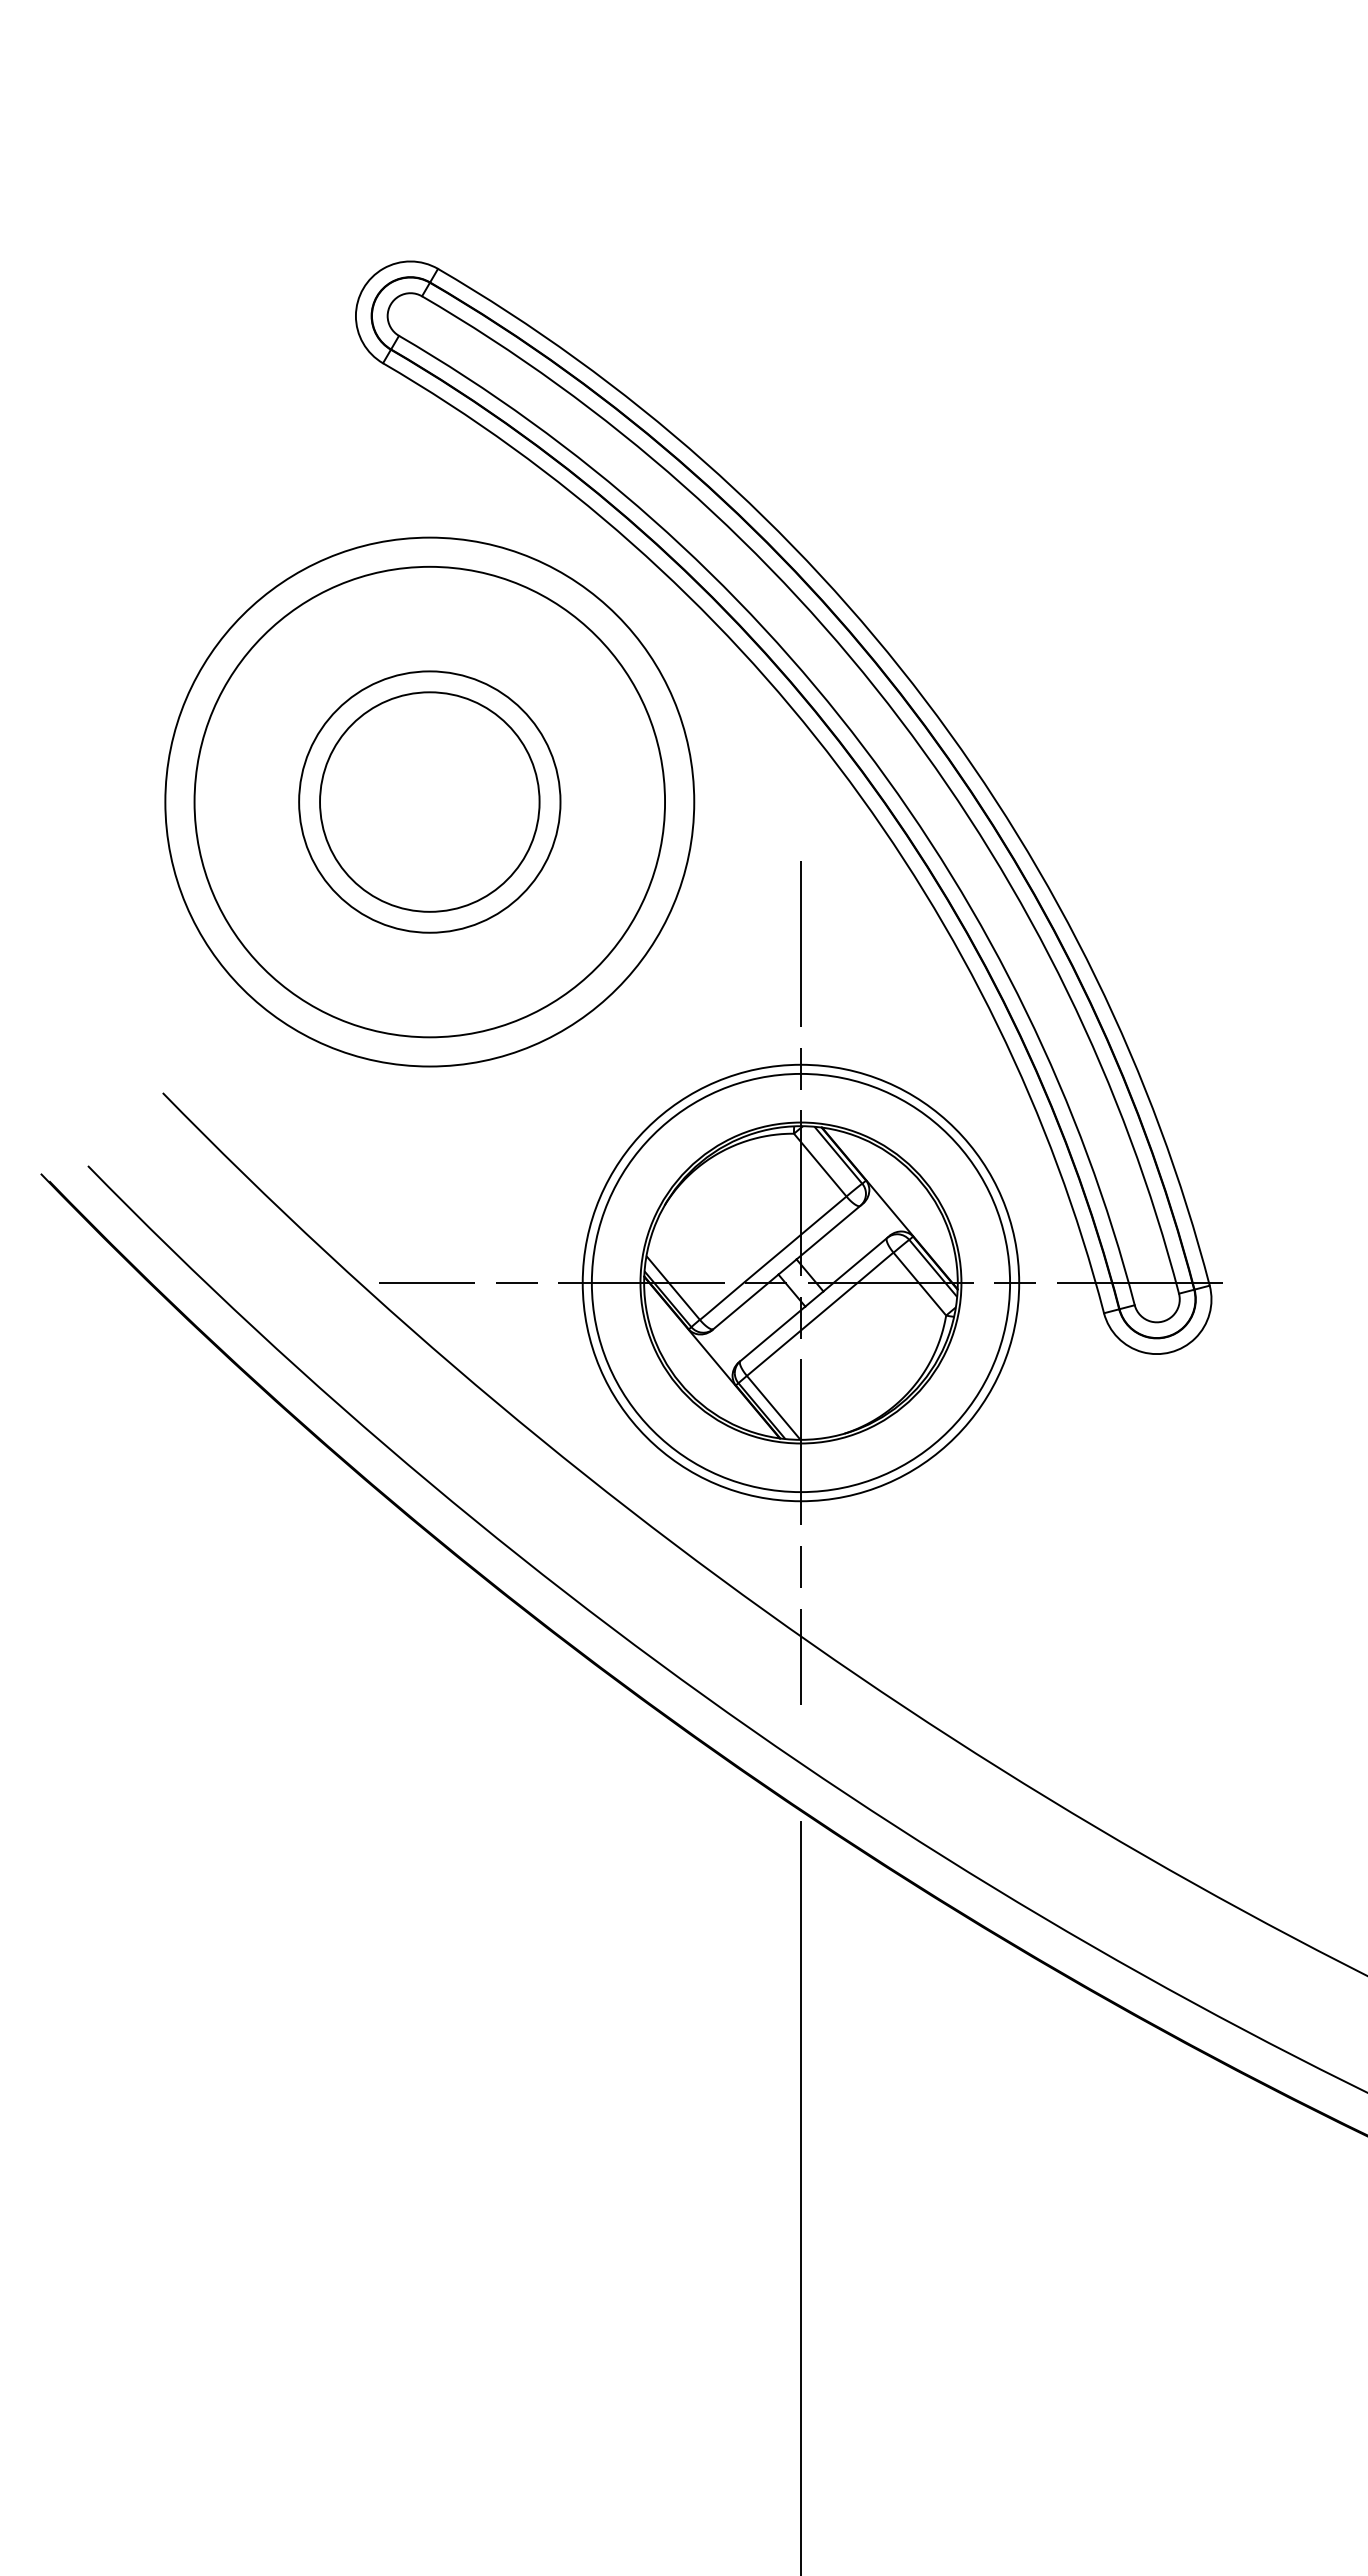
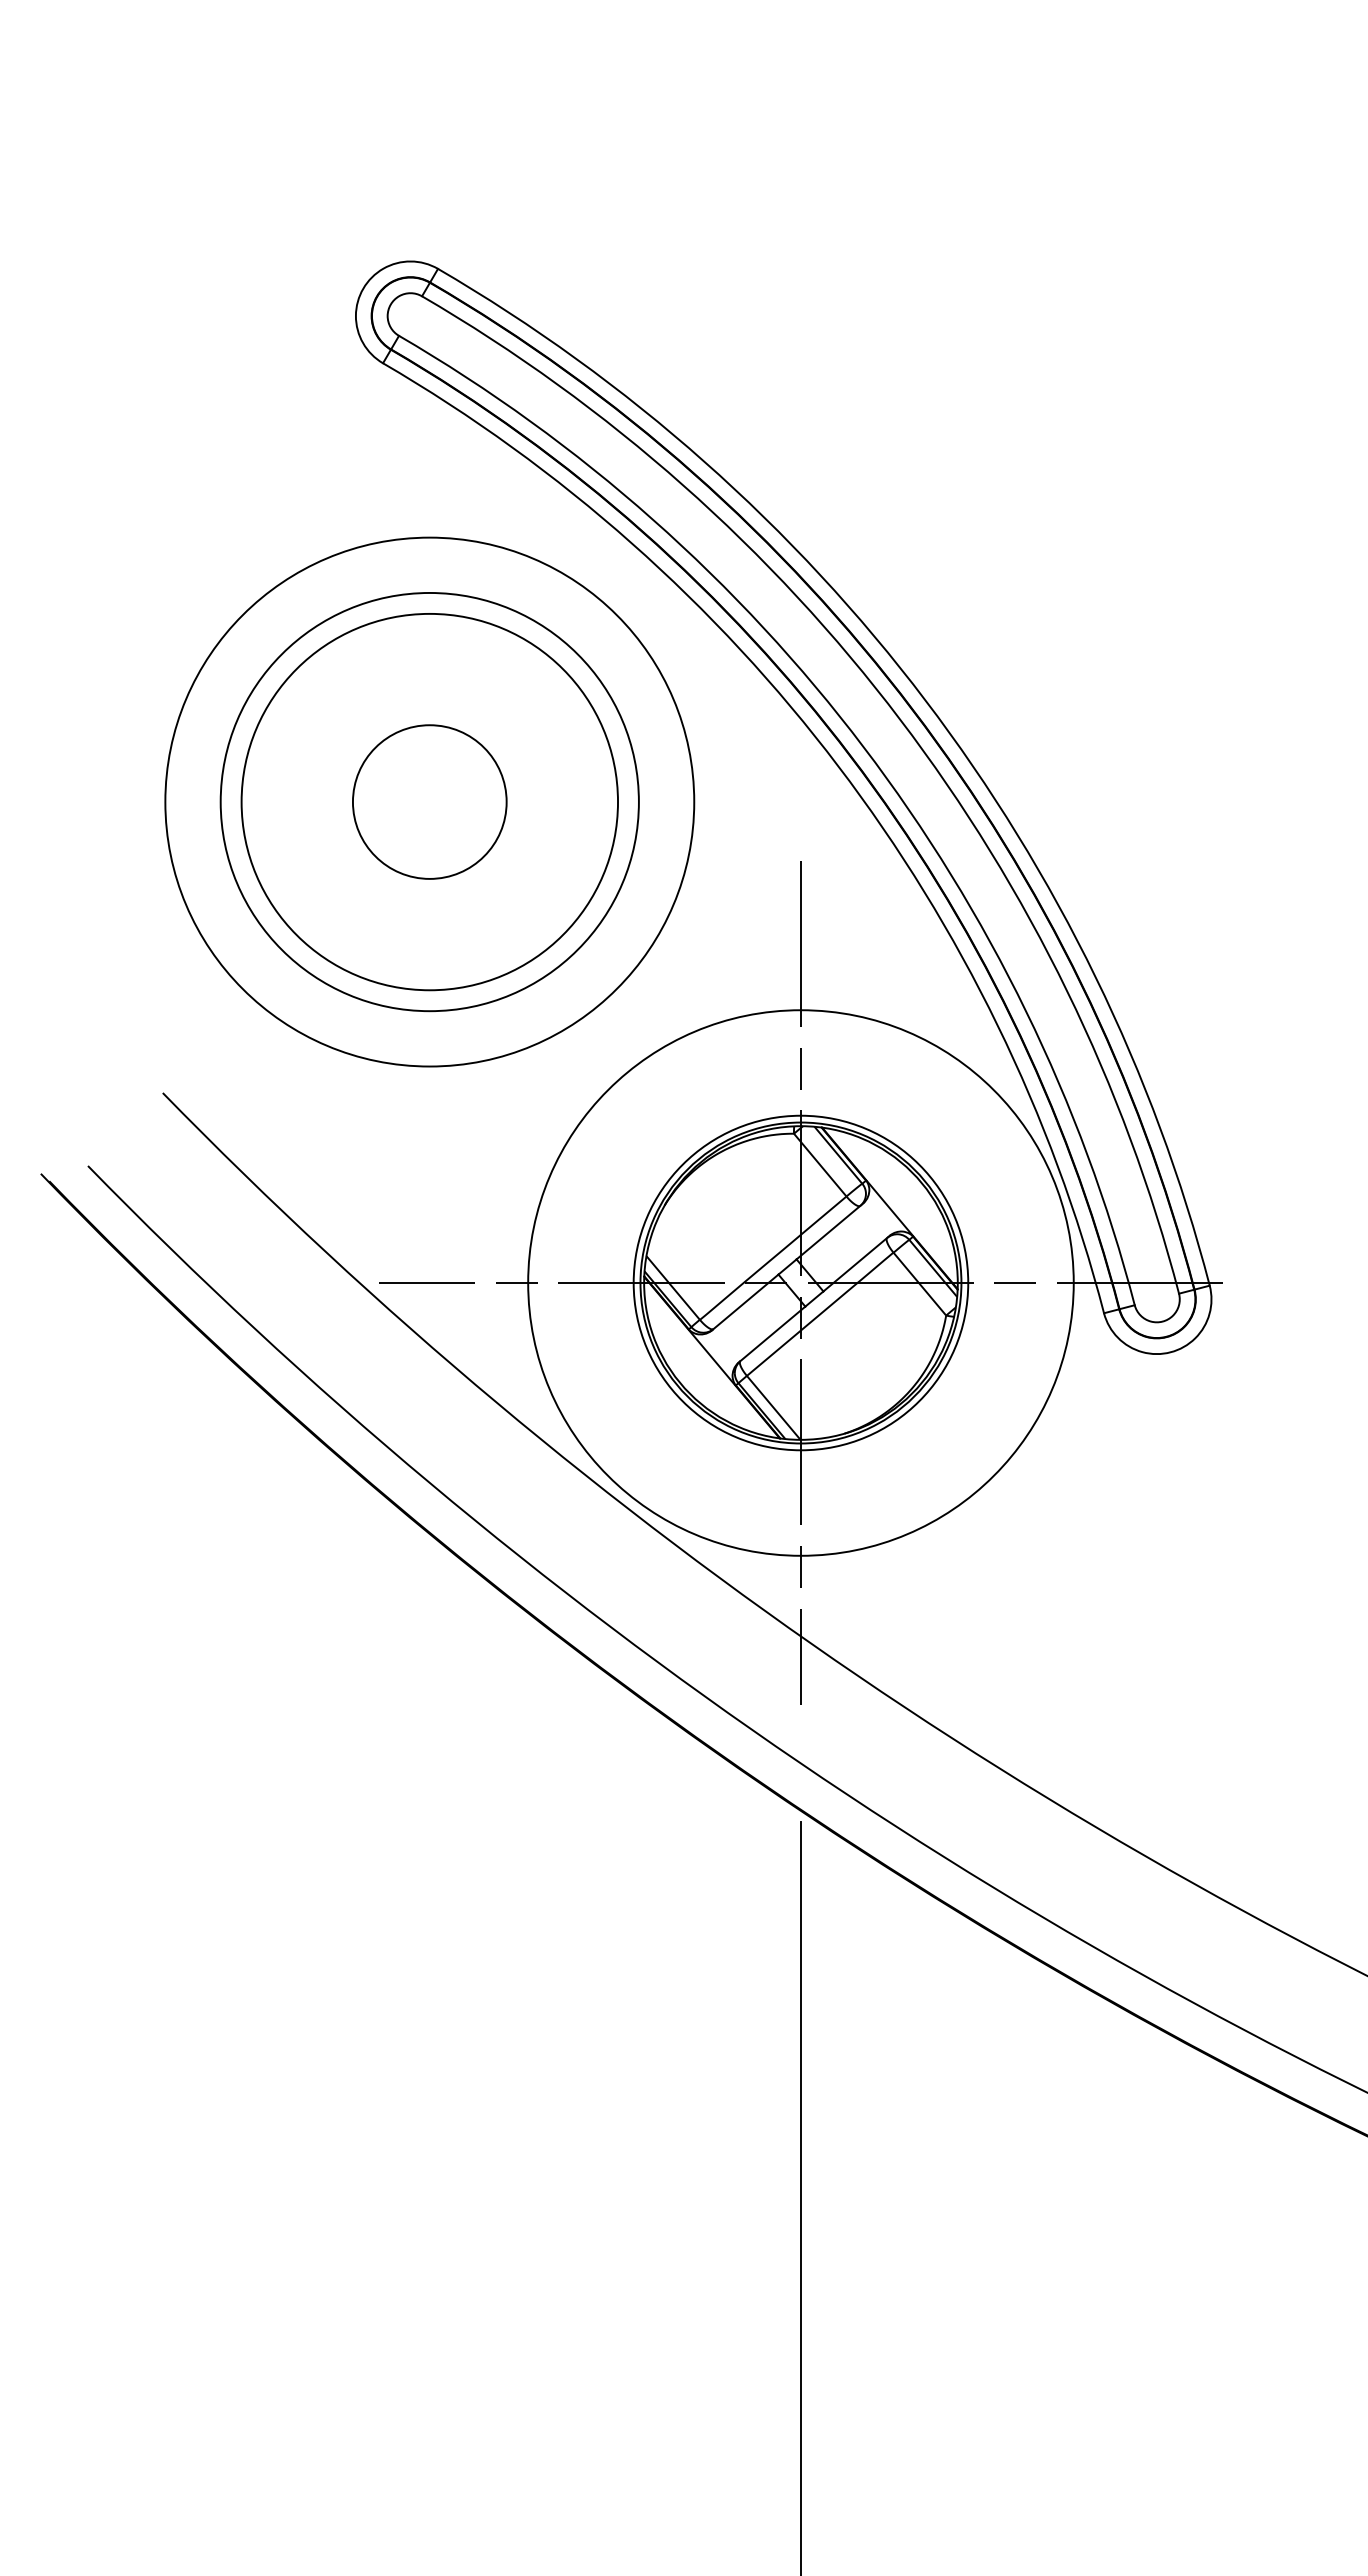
circle diameter: 220 px -> 154 px (429, 801)
circle diameter: 261 px -> 418 px (429, 801)
circle diameter: 470 px -> 376 px (429, 801)
circle diameter: 418 px -> 335 px (800, 1282)
circle diameter: 436 px -> 546 px (800, 1282)
